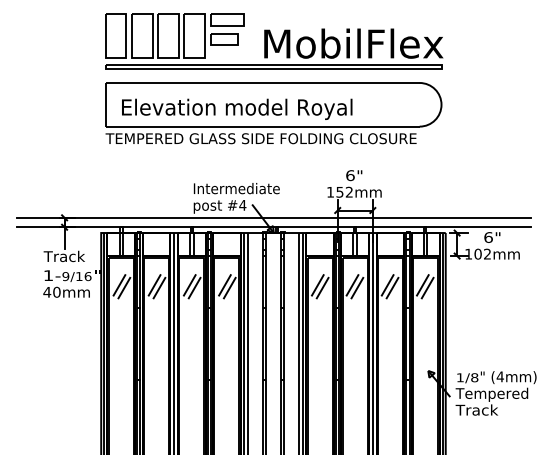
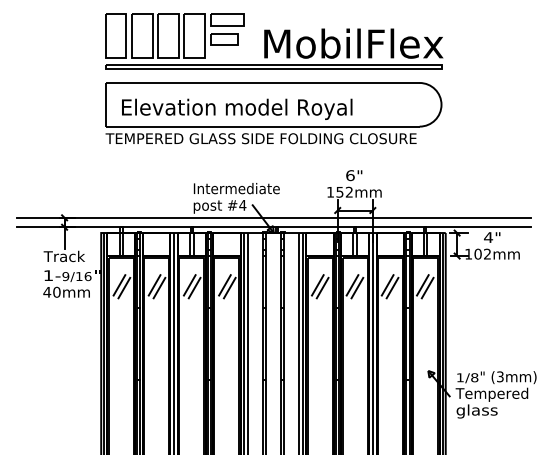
text: 6" -> 4" (488, 237)
text: (4mm) -> (3mm) (499, 376)
text: Track -> glass (476, 411)
